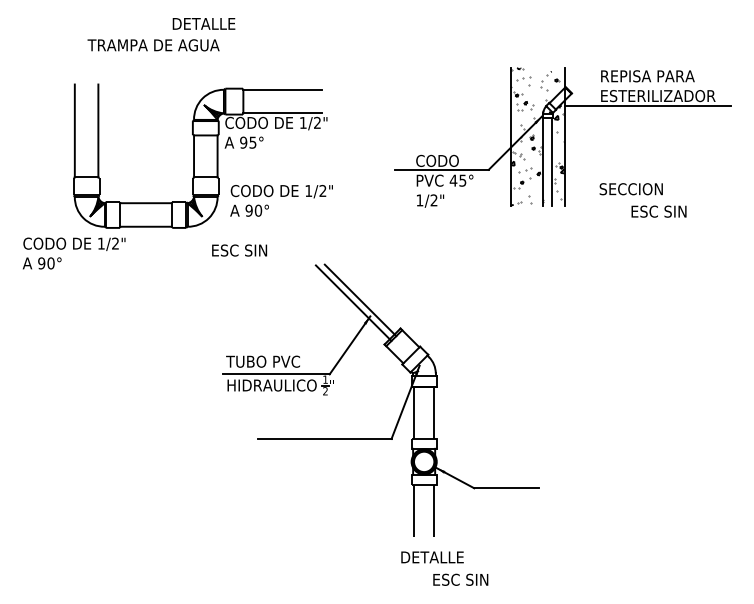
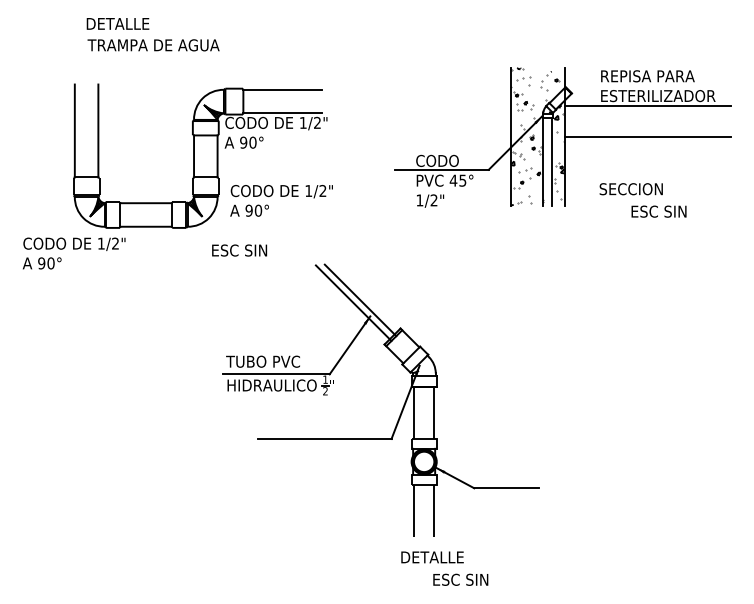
text position: (203, 23) -> (117, 23) (117, 23)
line: none -> present (647, 137)
text: 95° -> 90° (252, 142)
